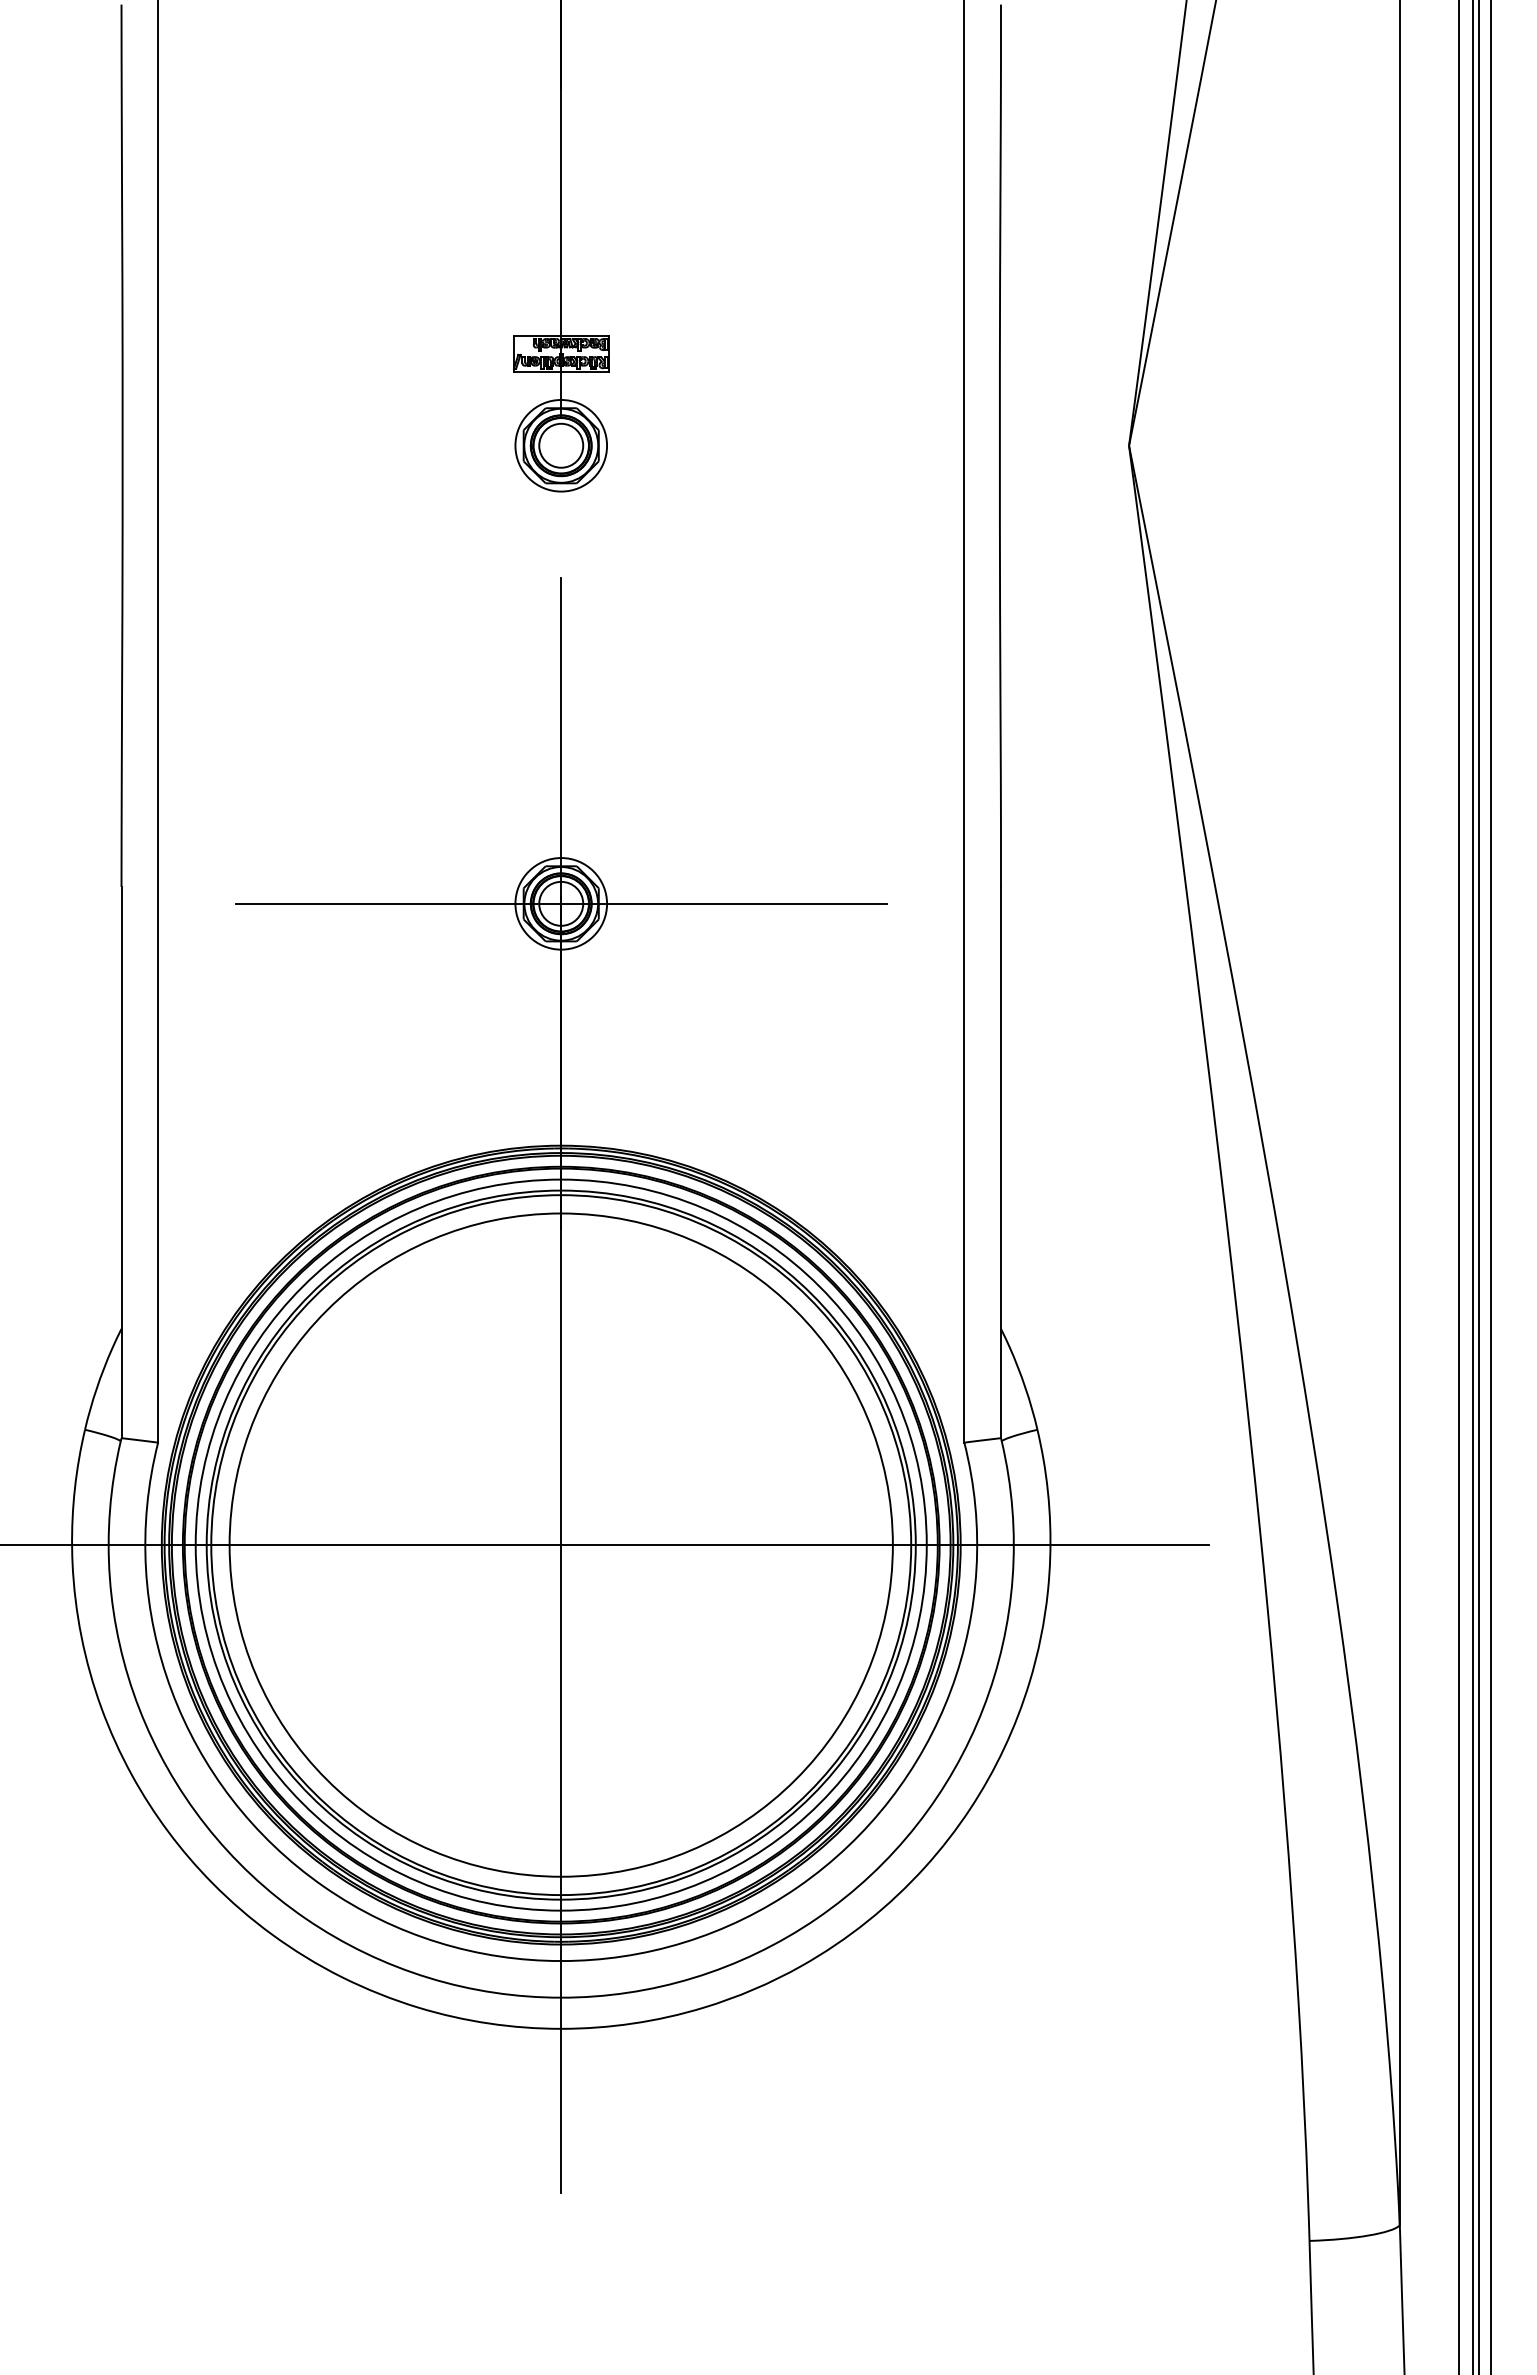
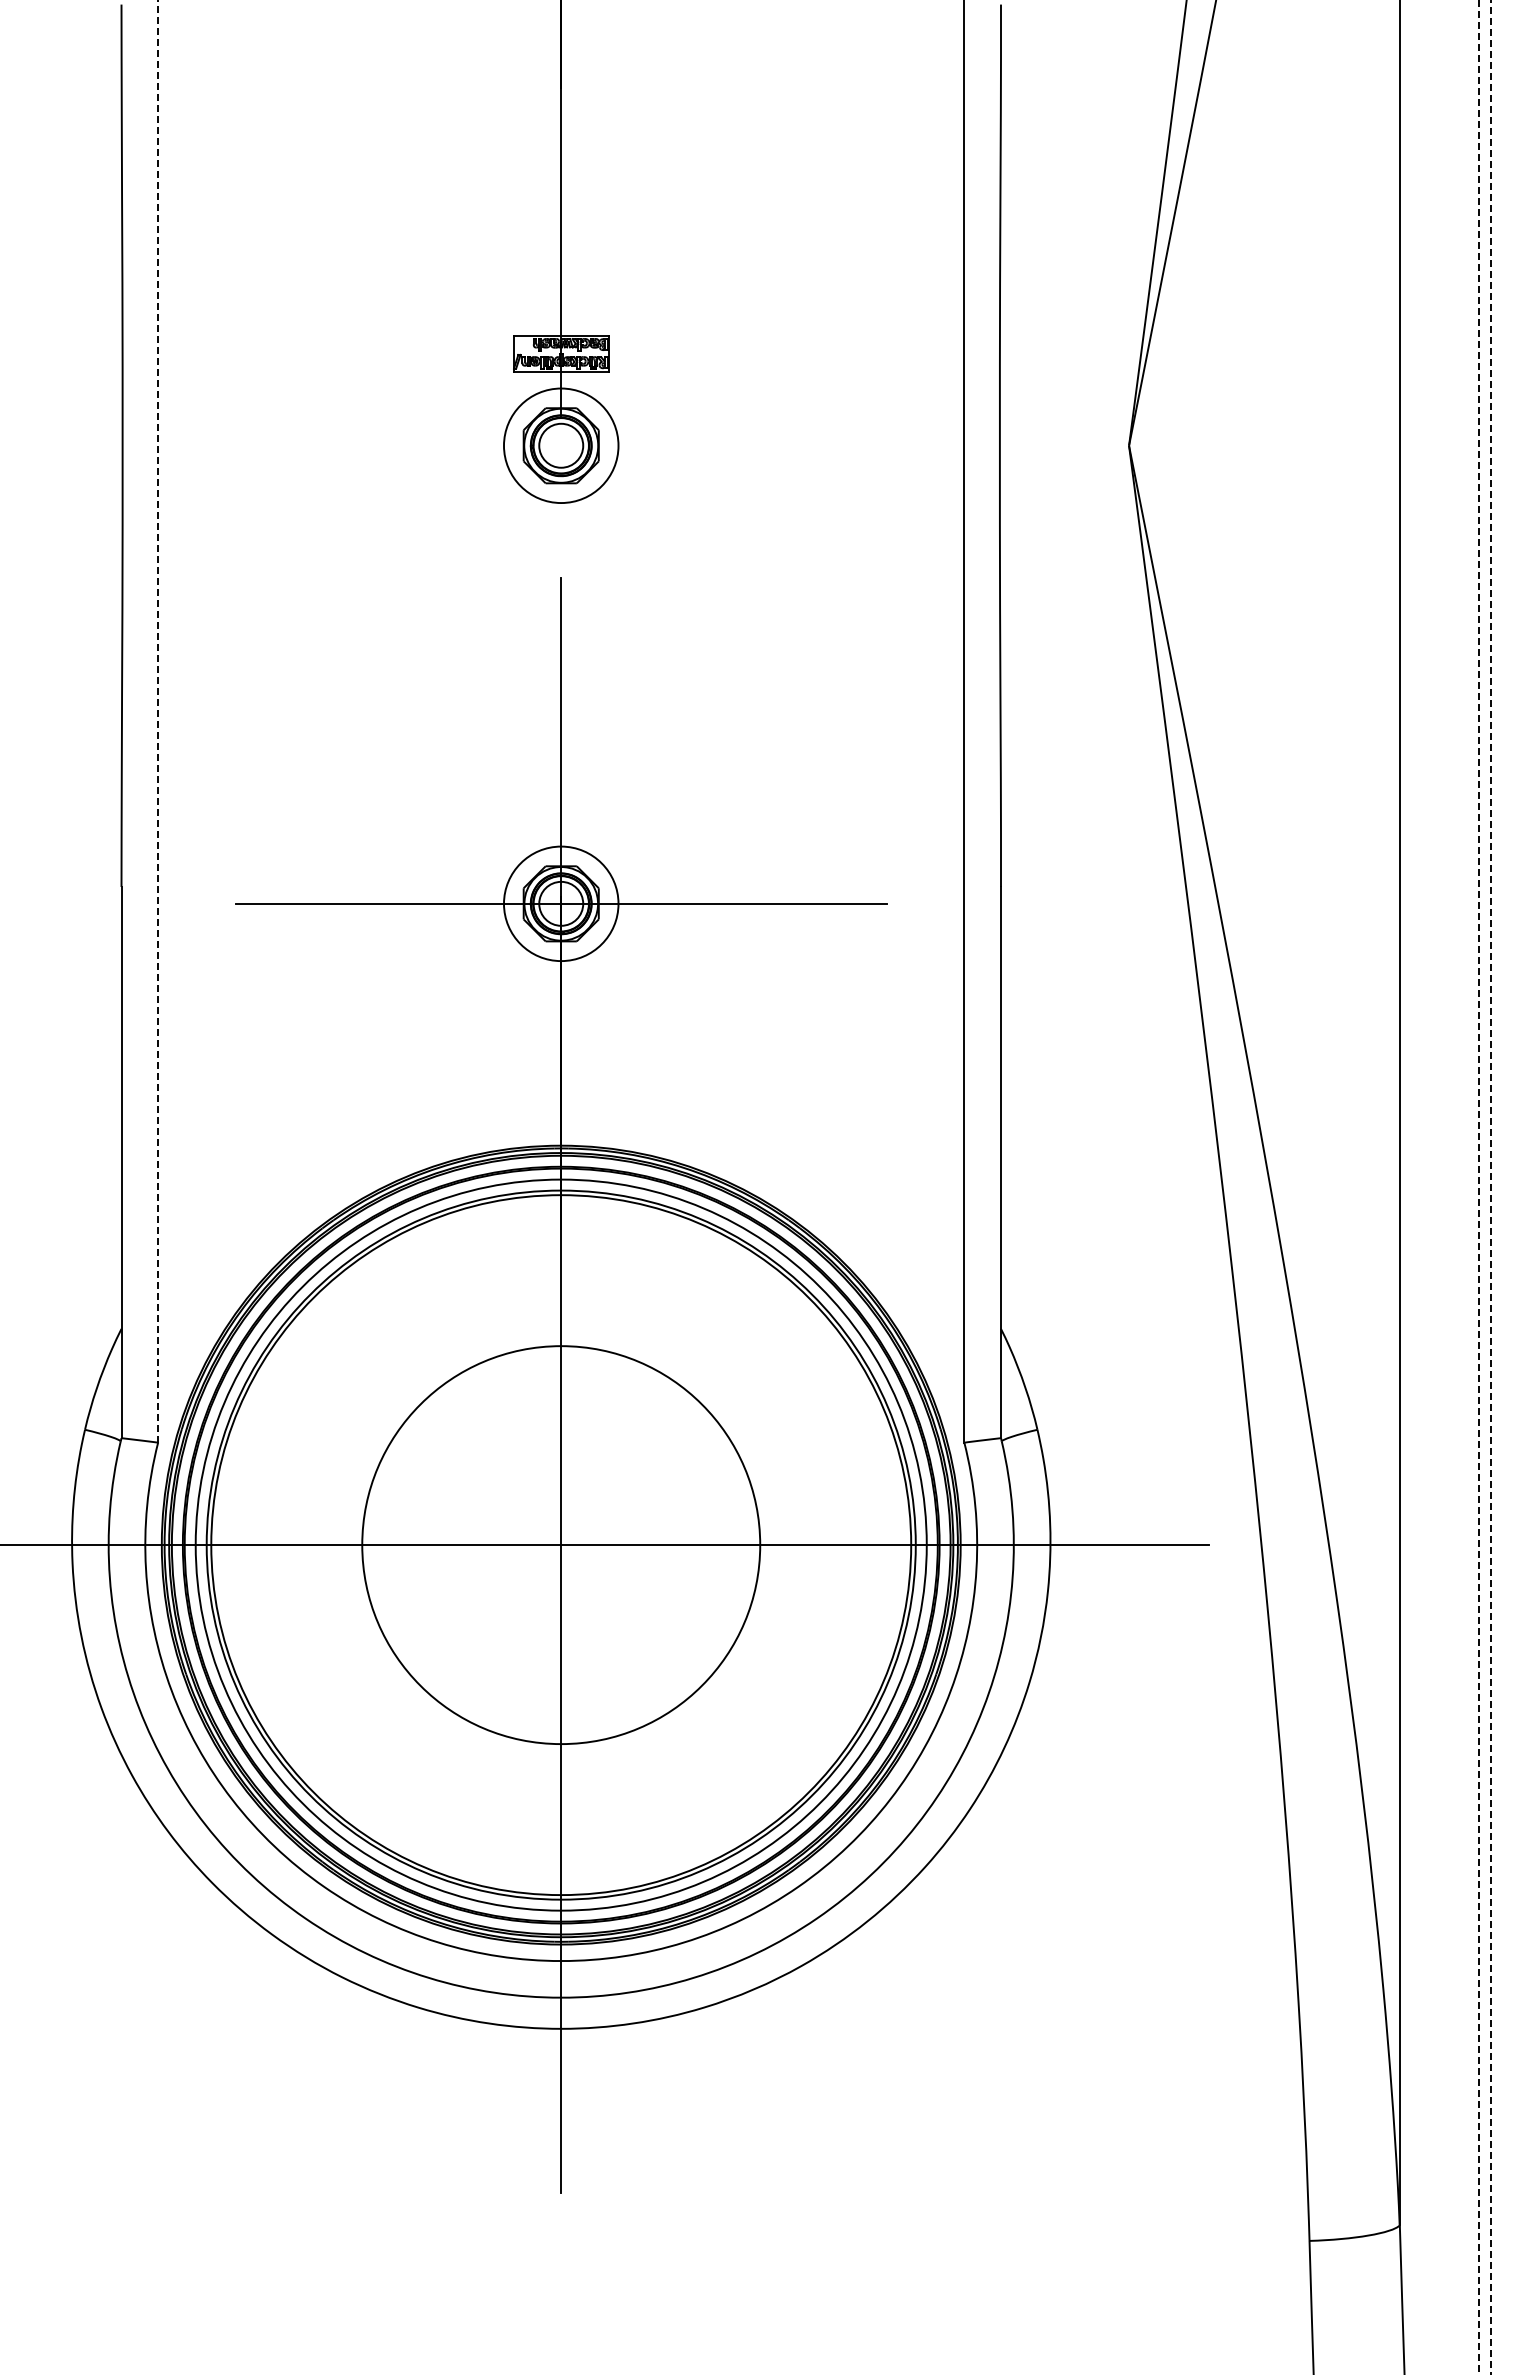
circle diameter: 92 px -> 115 px (561, 445)
line: solid -> dashed (158, 720)
circle diameter: 92 px -> 115 px (561, 903)
line: present -> none (1458, 1186)
line: present -> none (1472, 1186)
line: solid -> dashed (1479, 1187)
line: solid -> dashed (1491, 1187)
circle diameter: 663 px -> 398 px (561, 1545)
